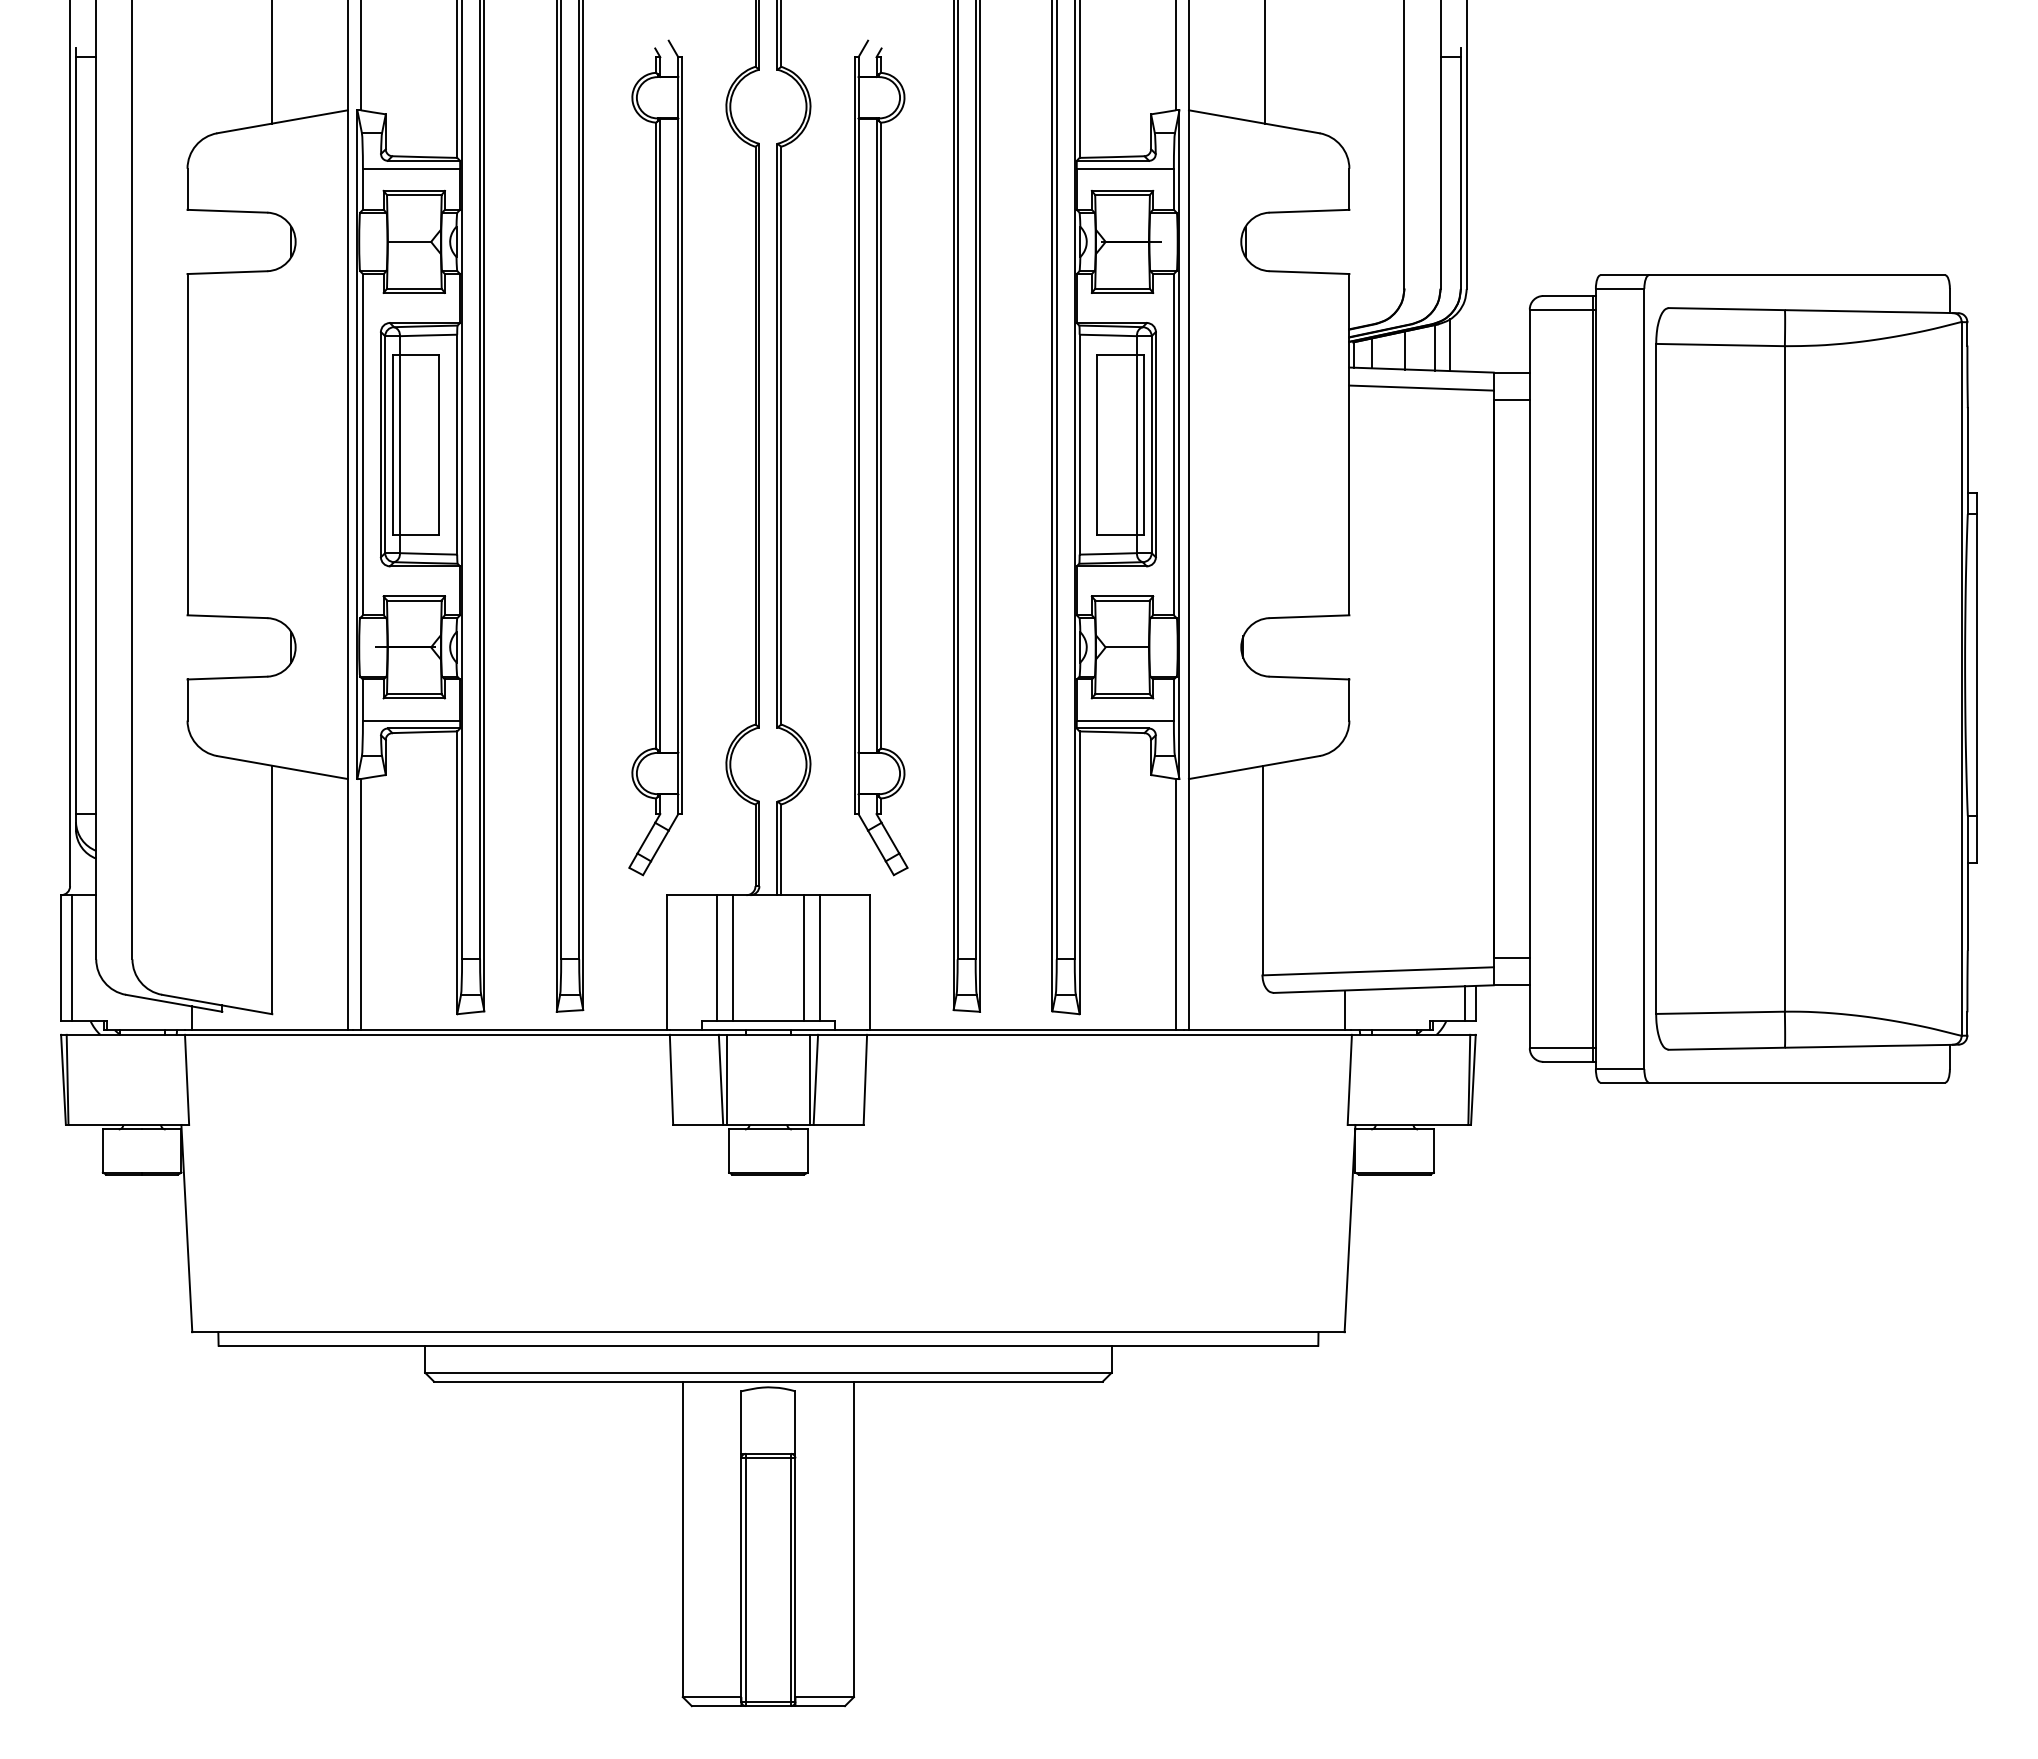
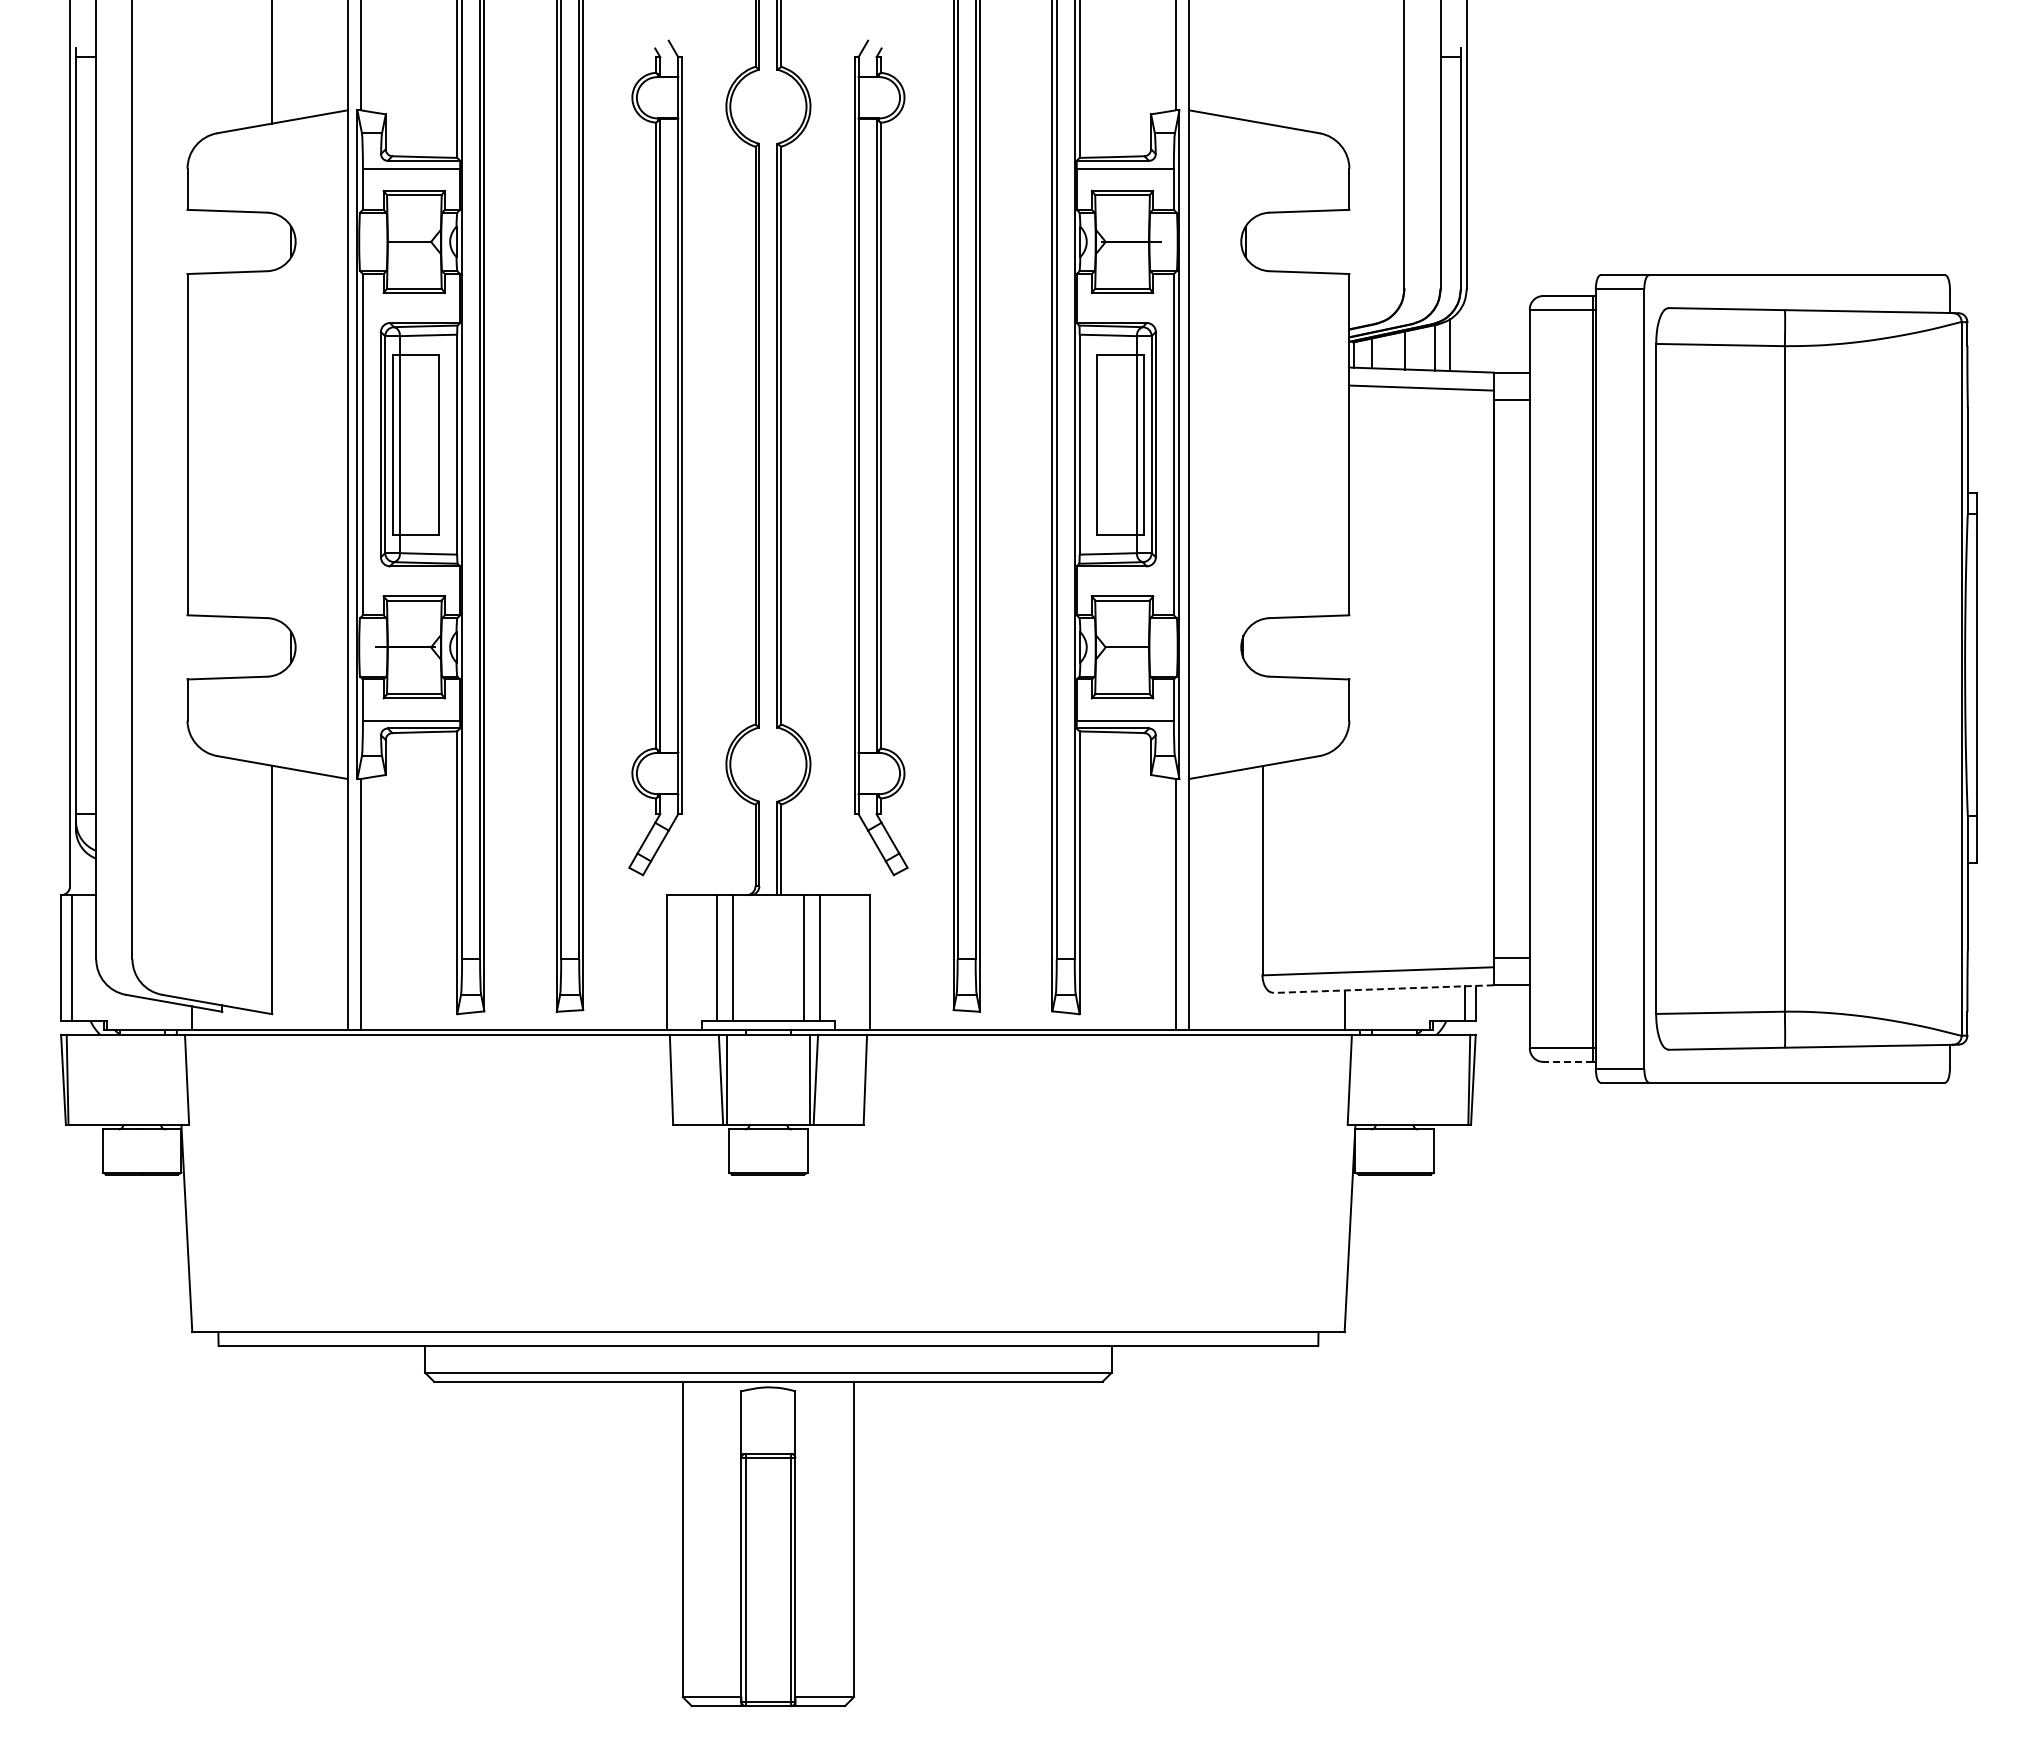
line: present -> none (1264, 62)
line: solid -> dashed (1383, 989)
line: solid -> dashed (1568, 1061)
